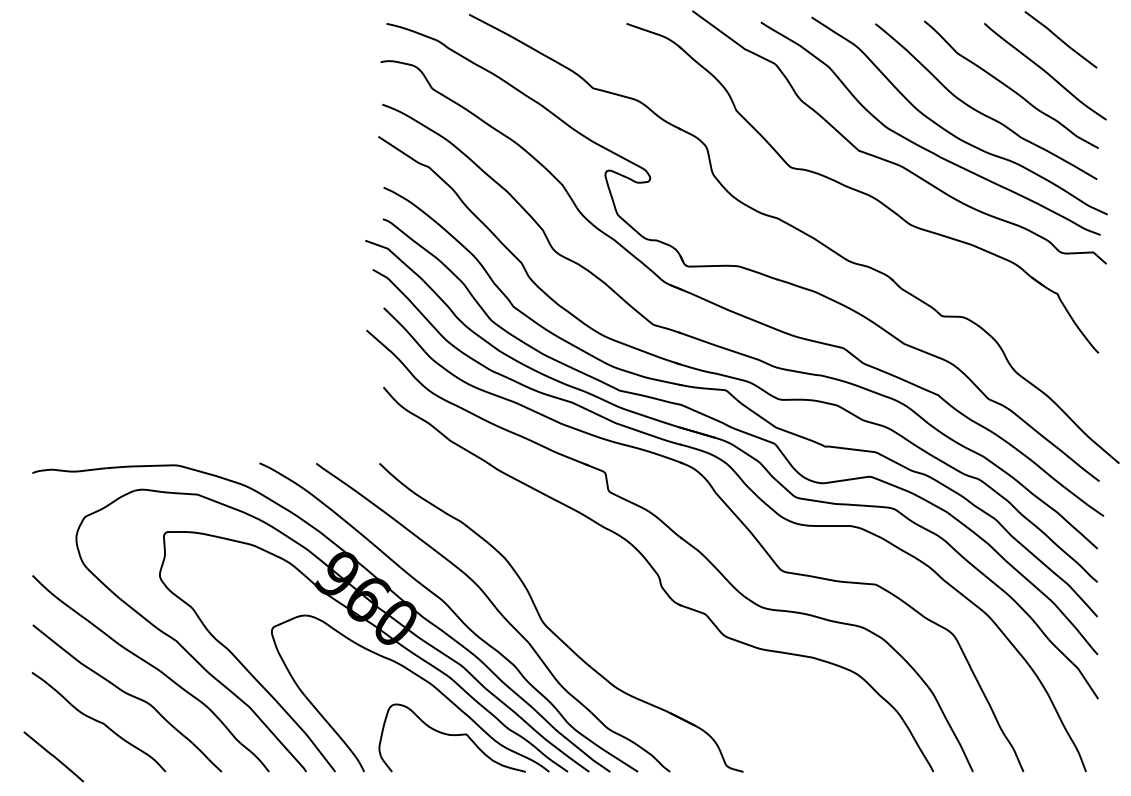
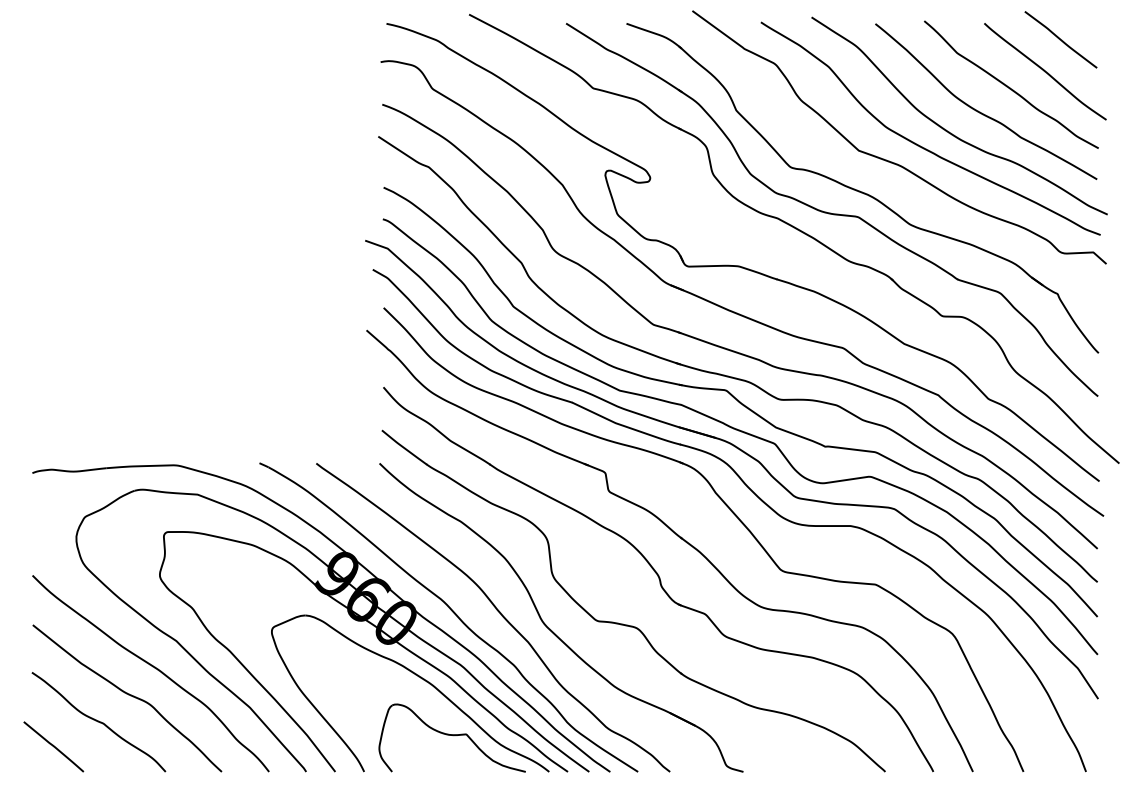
part: none -> present (831, 209)
part: none -> present (627, 624)
line position: (53, 756) -> (53, 746) (53, 746)
